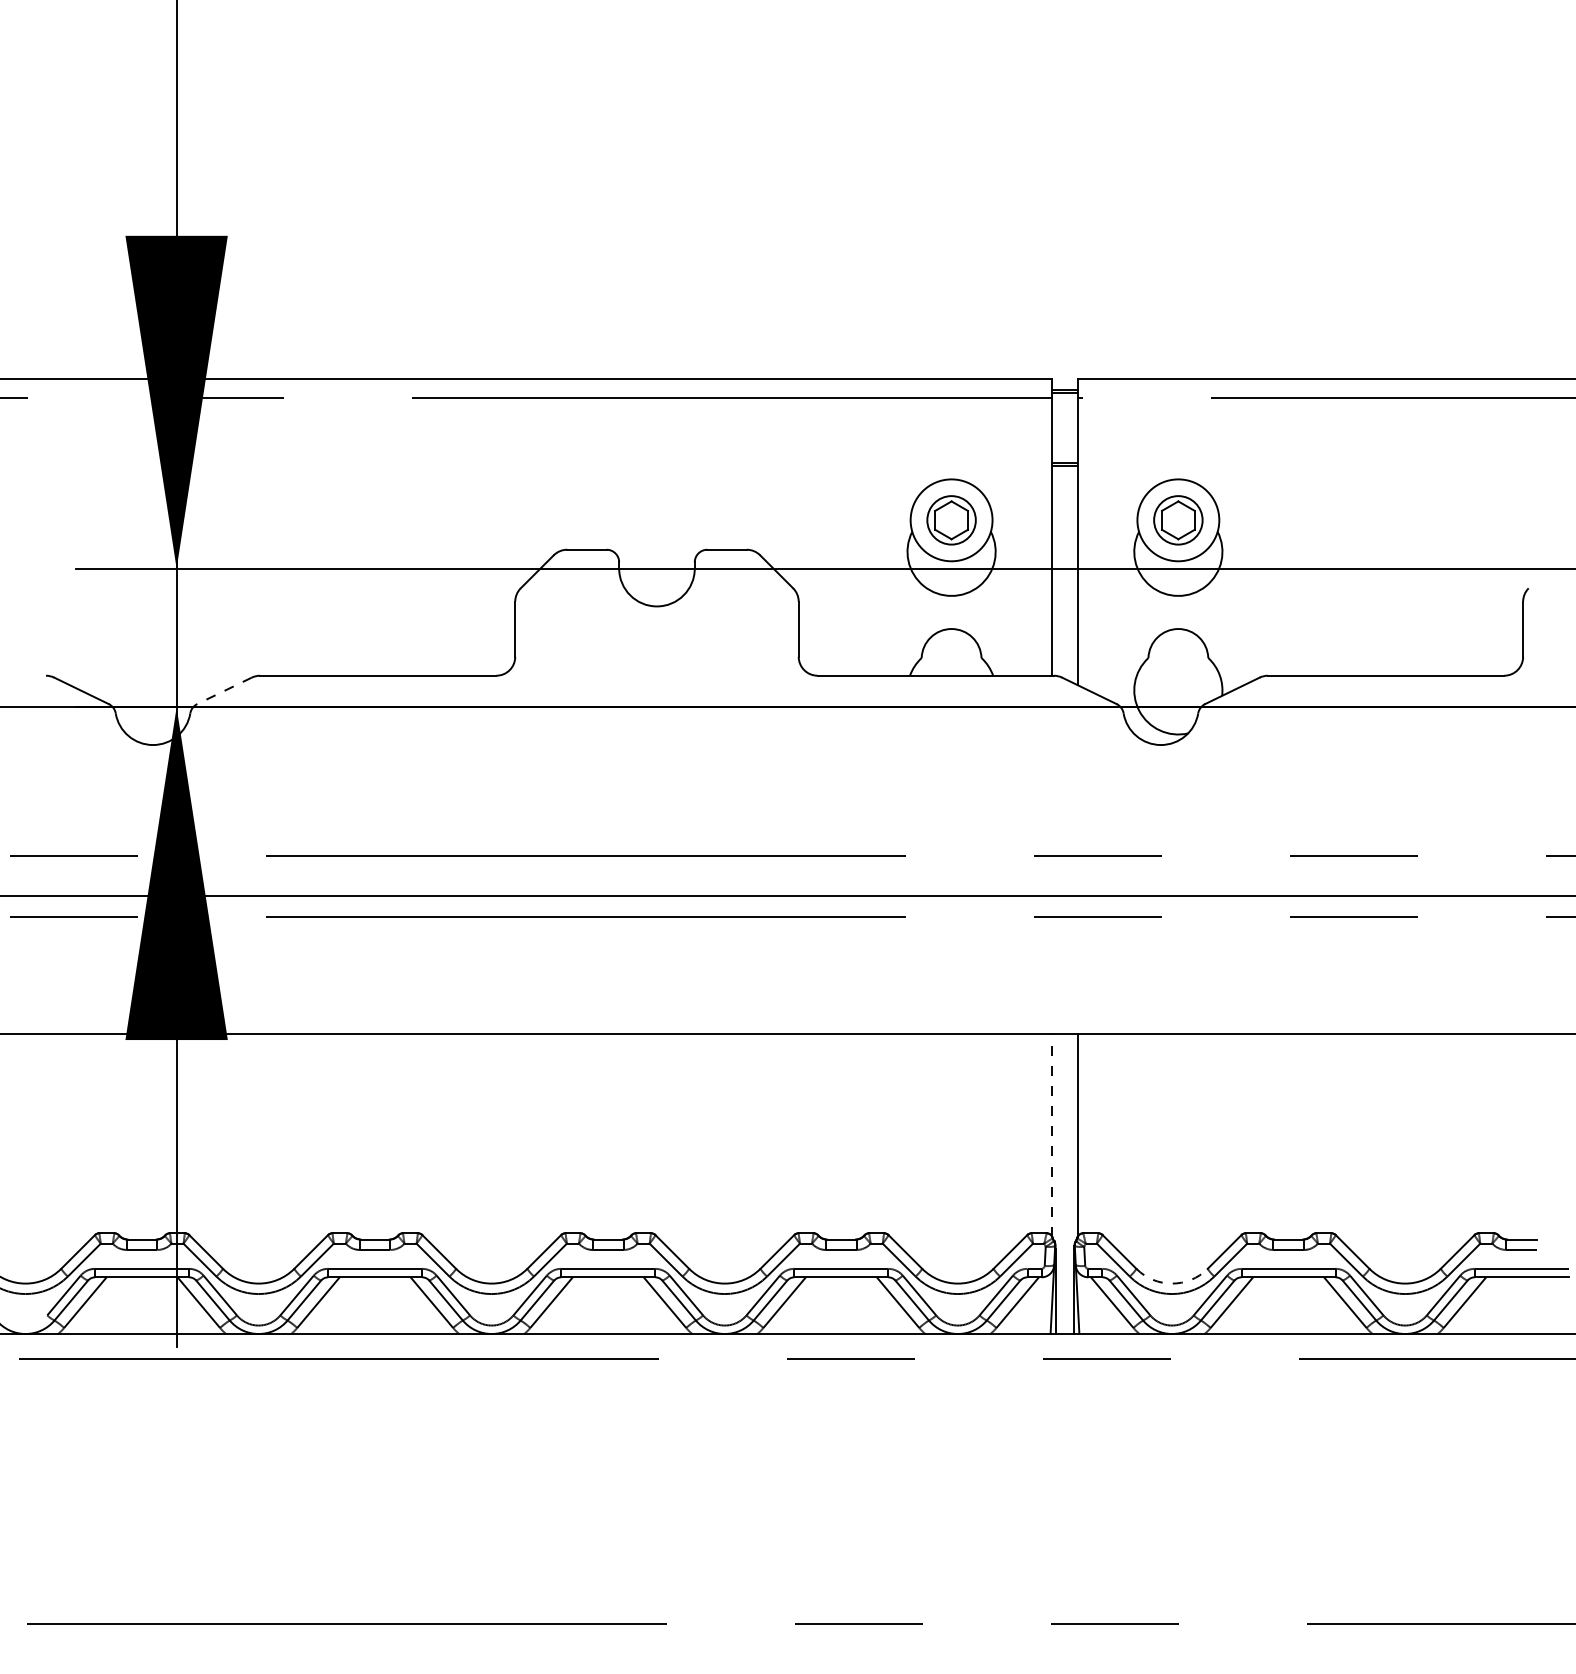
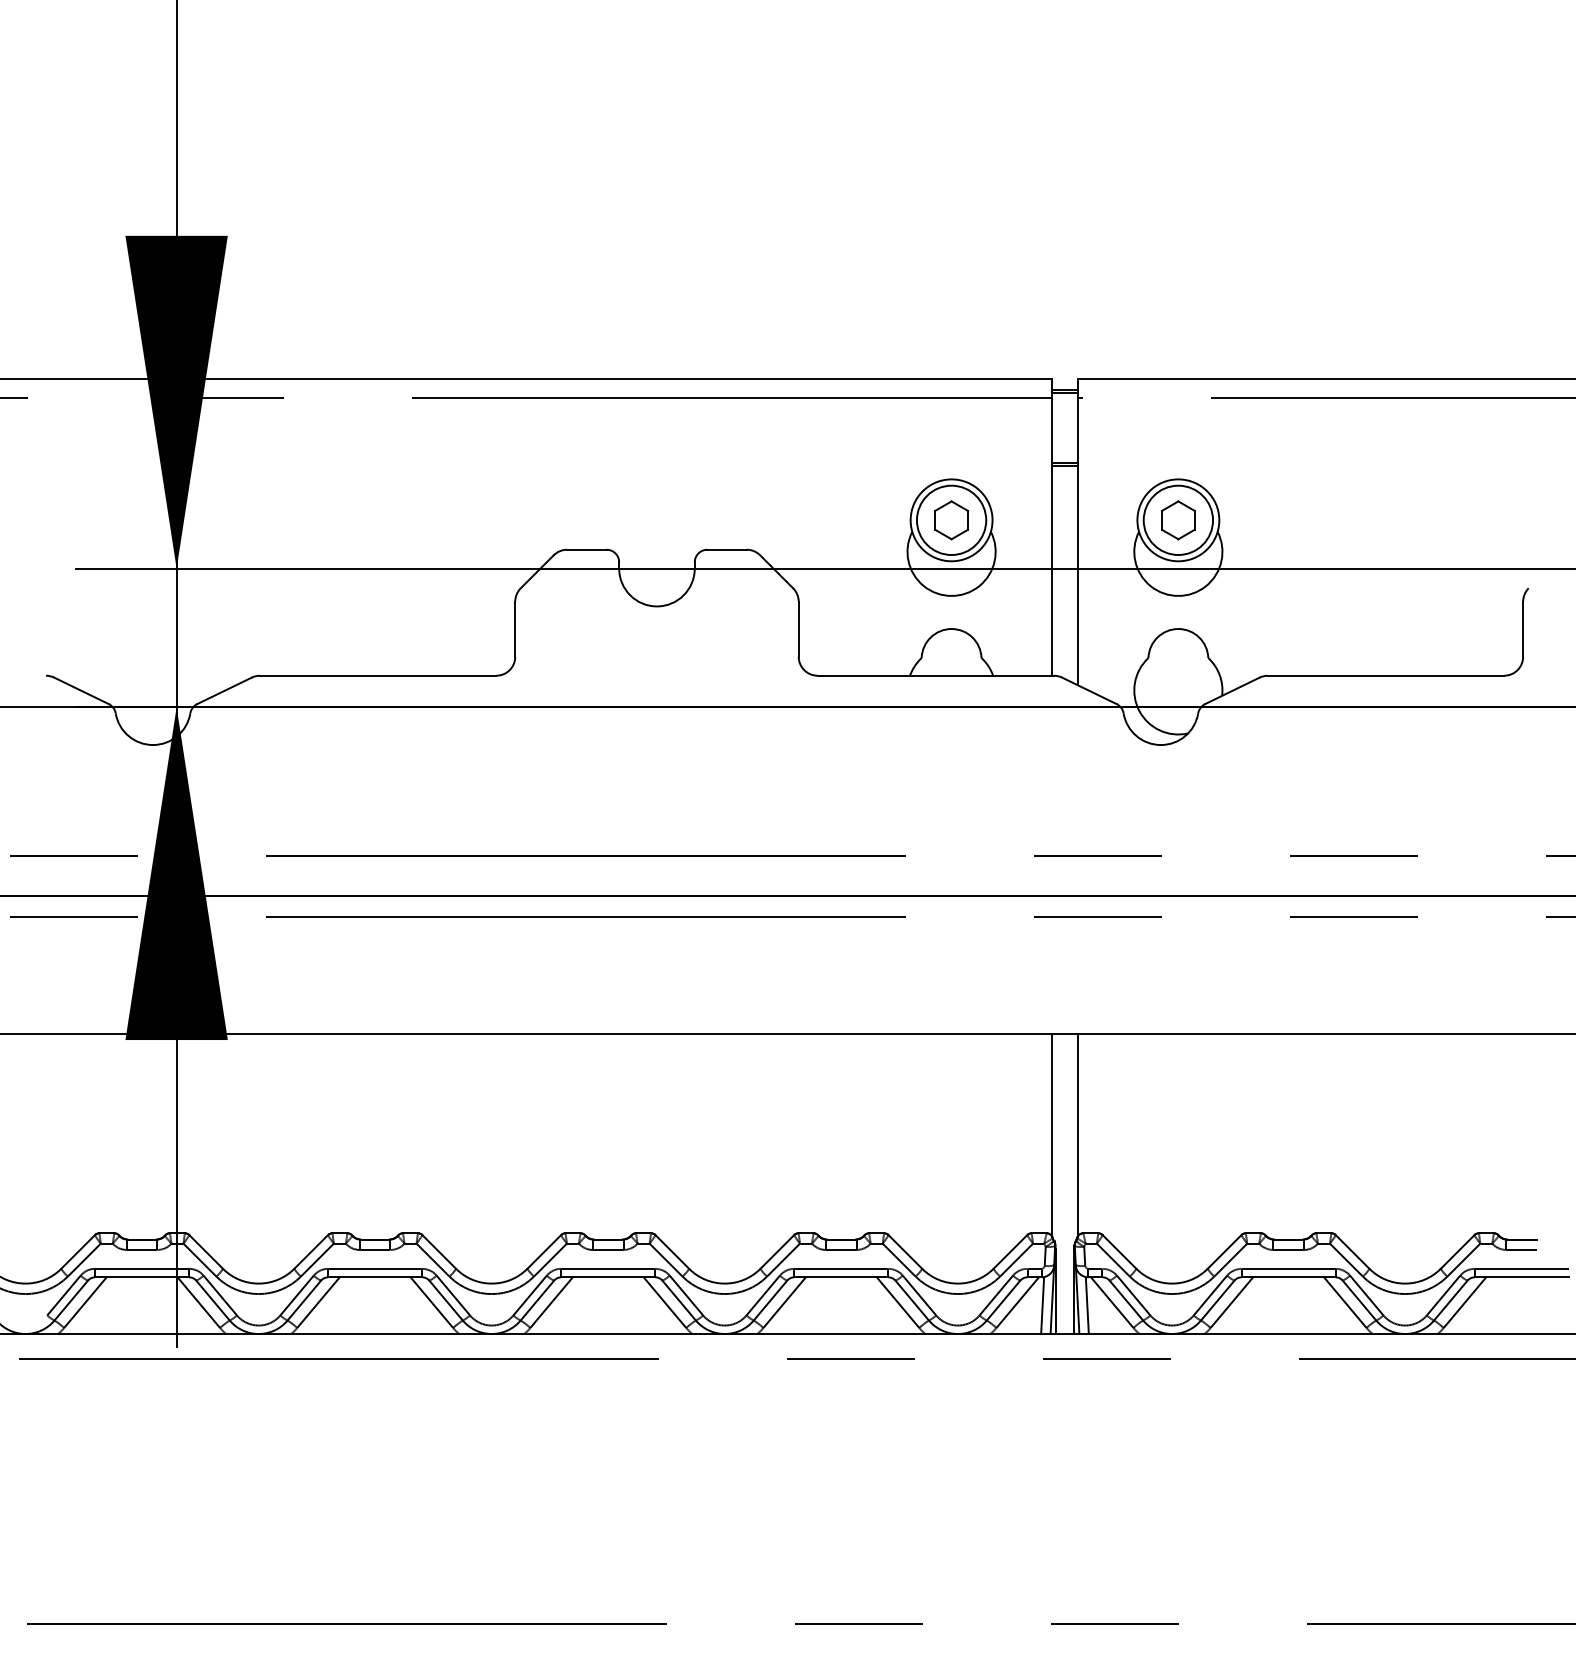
circle diameter: 49 px -> 69 px (951, 520)
circle diameter: 49 px -> 69 px (1178, 520)
line: dashed -> solid (224, 691)
line: dashed -> solid (1052, 1135)
arc: dashed -> solid (1172, 1283)
line: none -> present (1042, 1305)
line: none -> present (1086, 1305)
